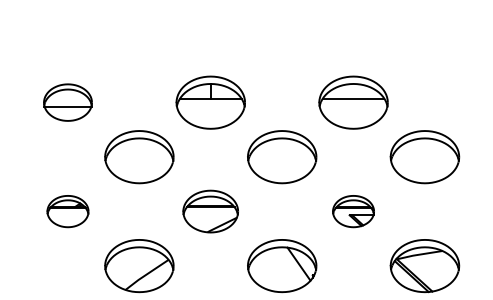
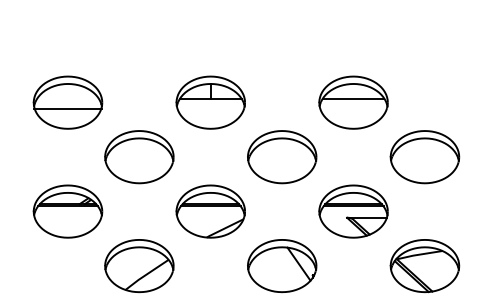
part size: 50x39 px -> 72x55 px (67, 102)
part size: 44x34 px -> 72x55 px (67, 211)
part size: 57x45 px -> 71x55 px (210, 211)
part size: 43x34 px -> 71x55 px (353, 211)
